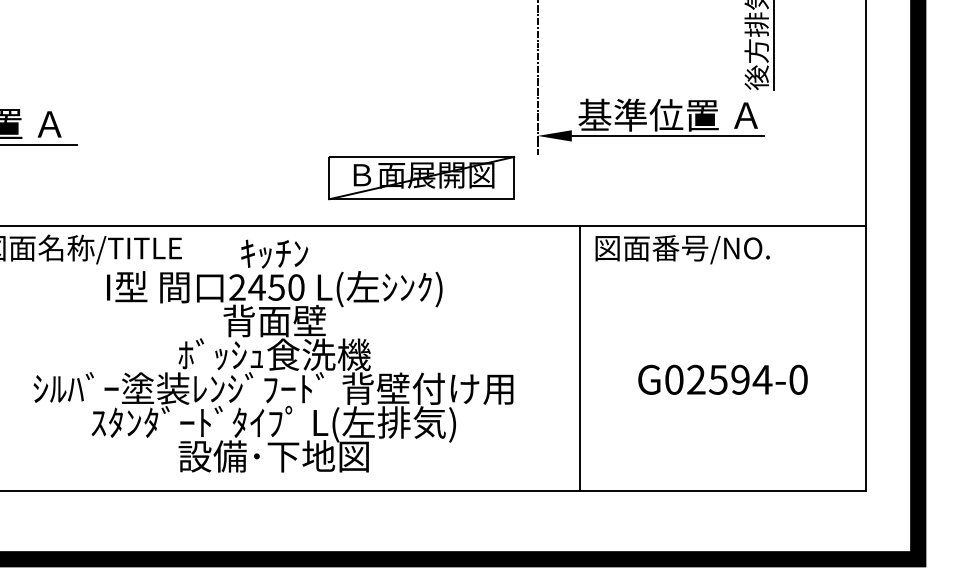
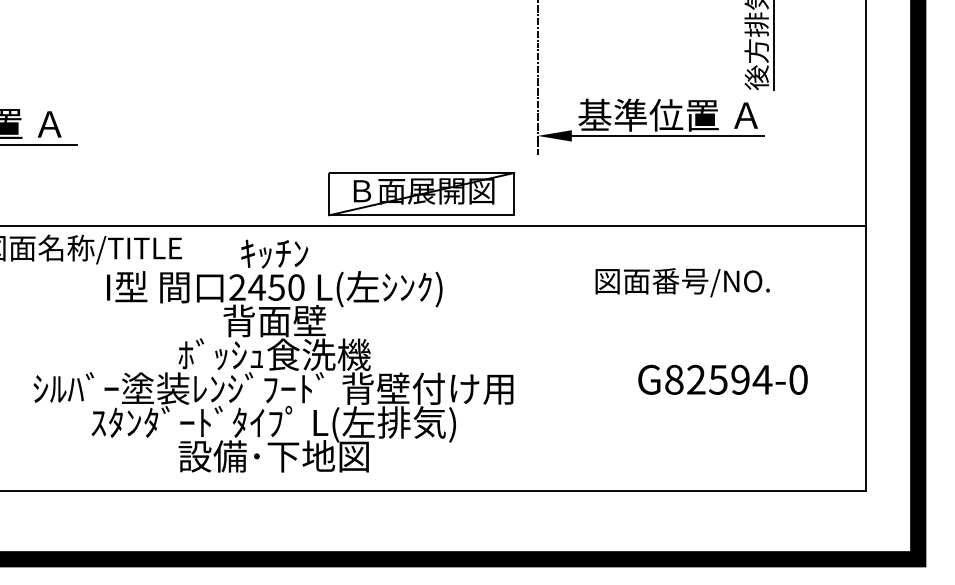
part position: (421, 178) -> (421, 194) (421, 194)
text position: (682, 249) -> (682, 282) (682, 282)
line: present -> none (580, 358)
text: G02594-0 -> G82594-0 (674, 379)
